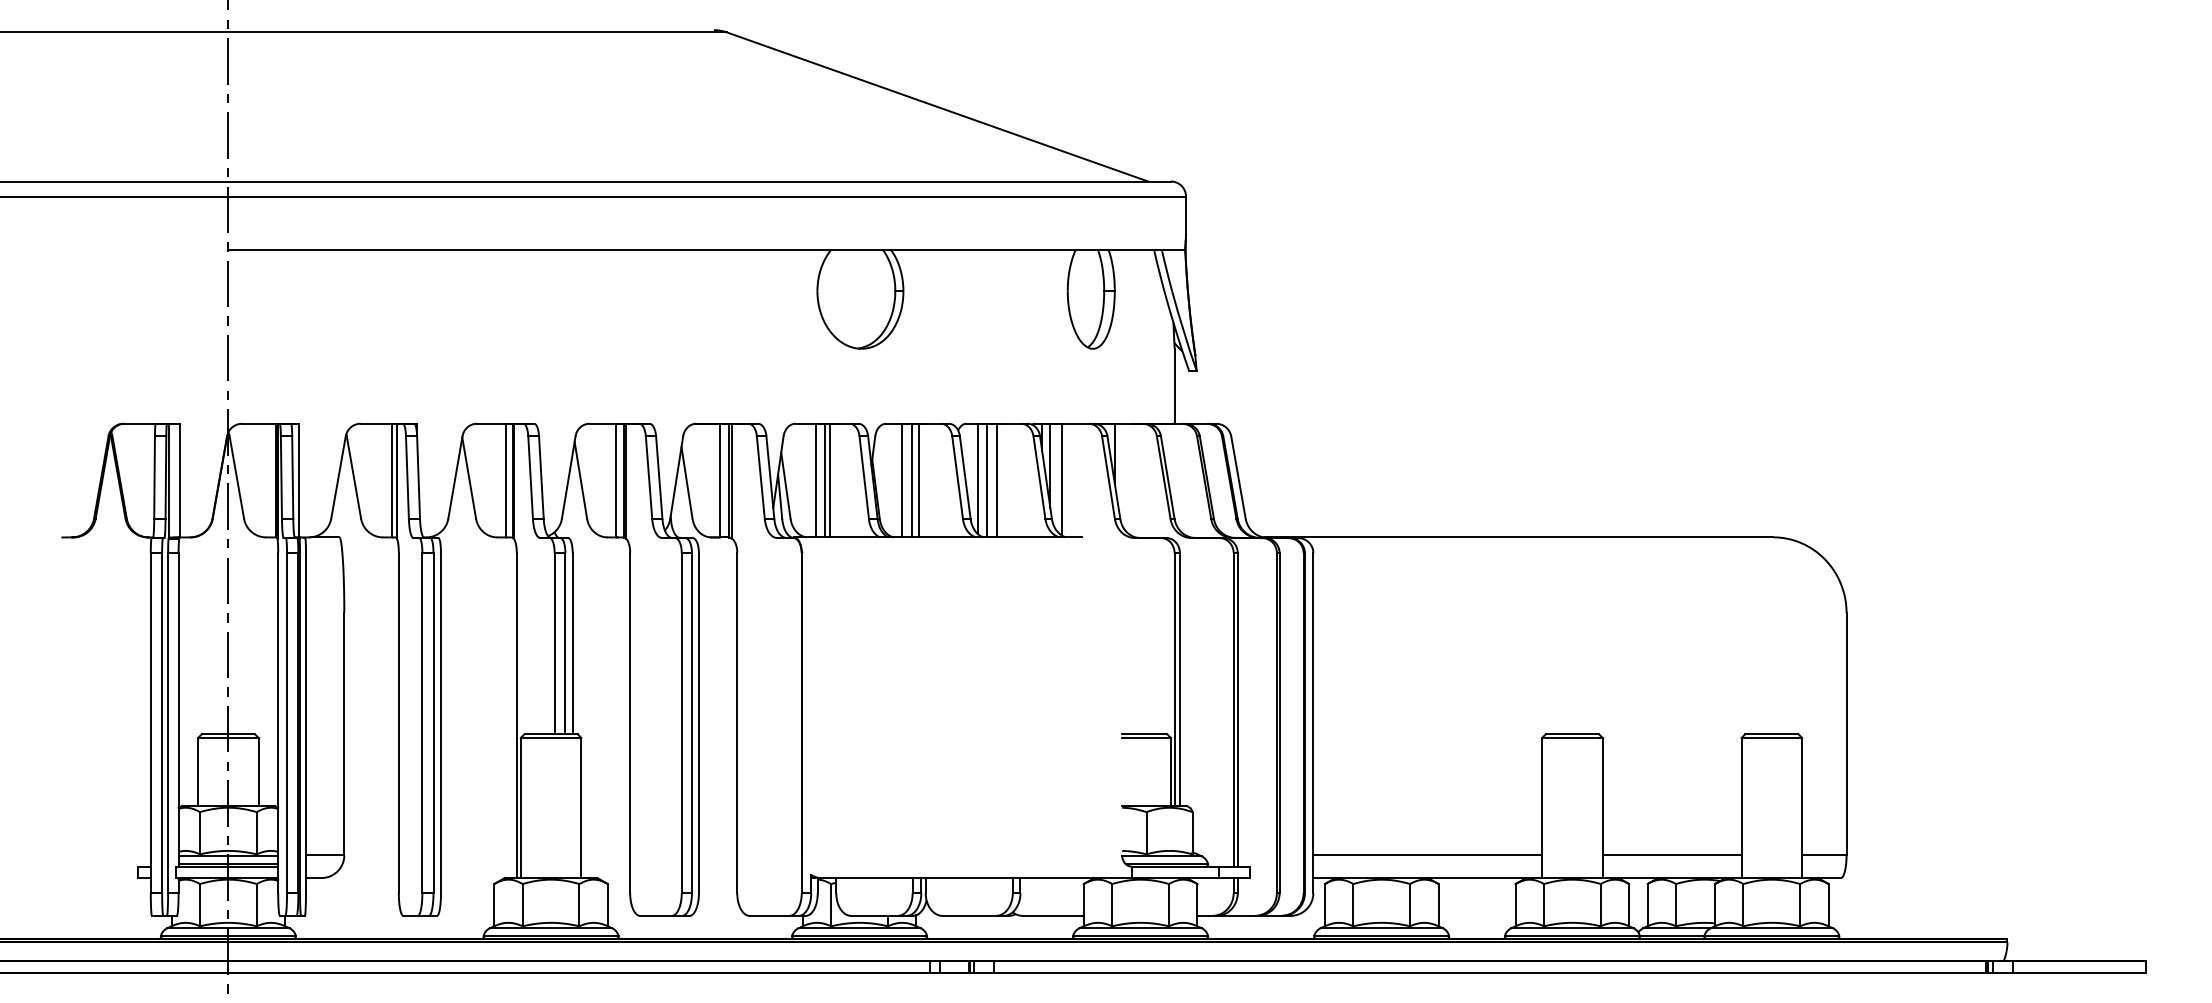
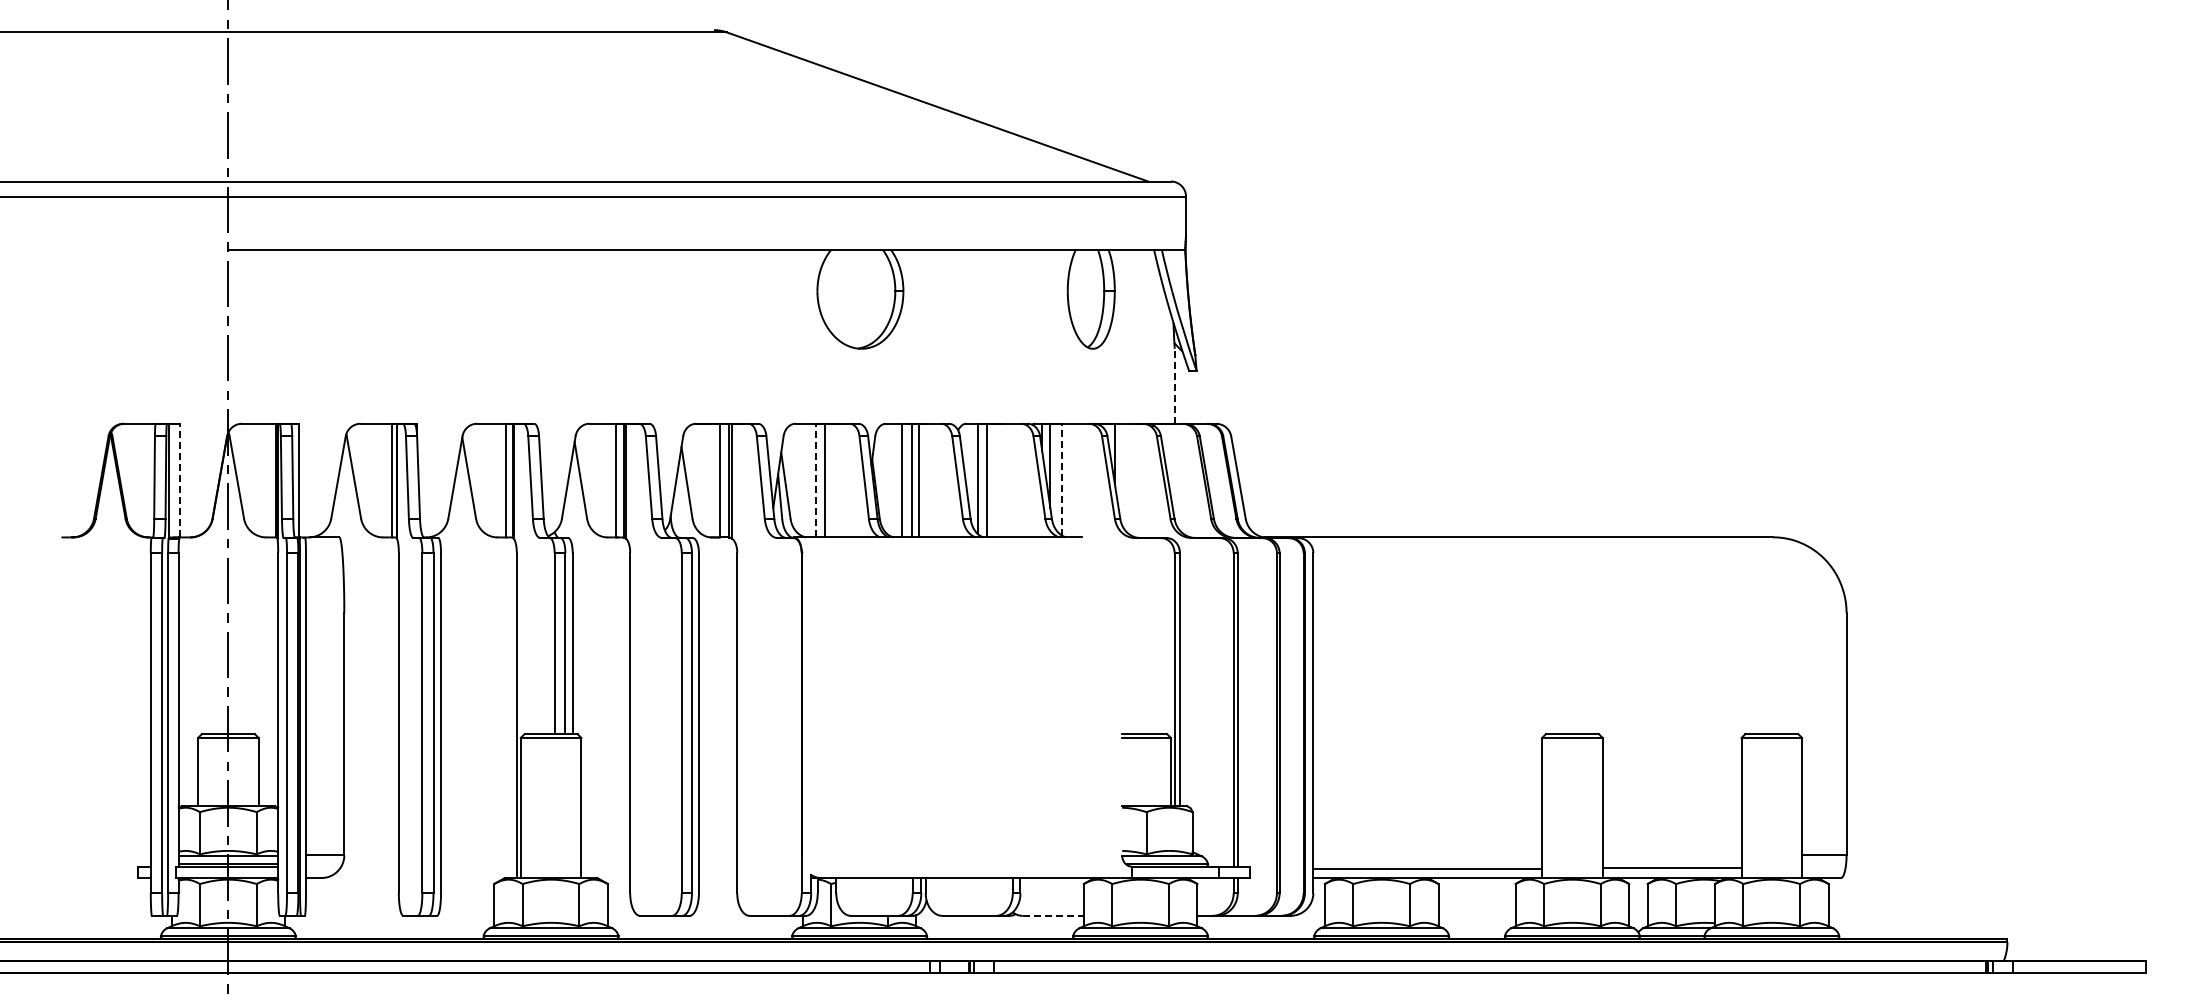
line: solid -> dashed (1174, 385)
line: solid -> dashed (1062, 479)
line: solid -> dashed (180, 480)
line: solid -> dashed (815, 480)
line: present -> none (830, 480)
line: present -> none (996, 480)
line position: (1427, 855) -> (1427, 869) (1427, 869)
line position: (1671, 855) -> (1671, 868) (1671, 868)
line: solid -> dashed (1053, 915)
